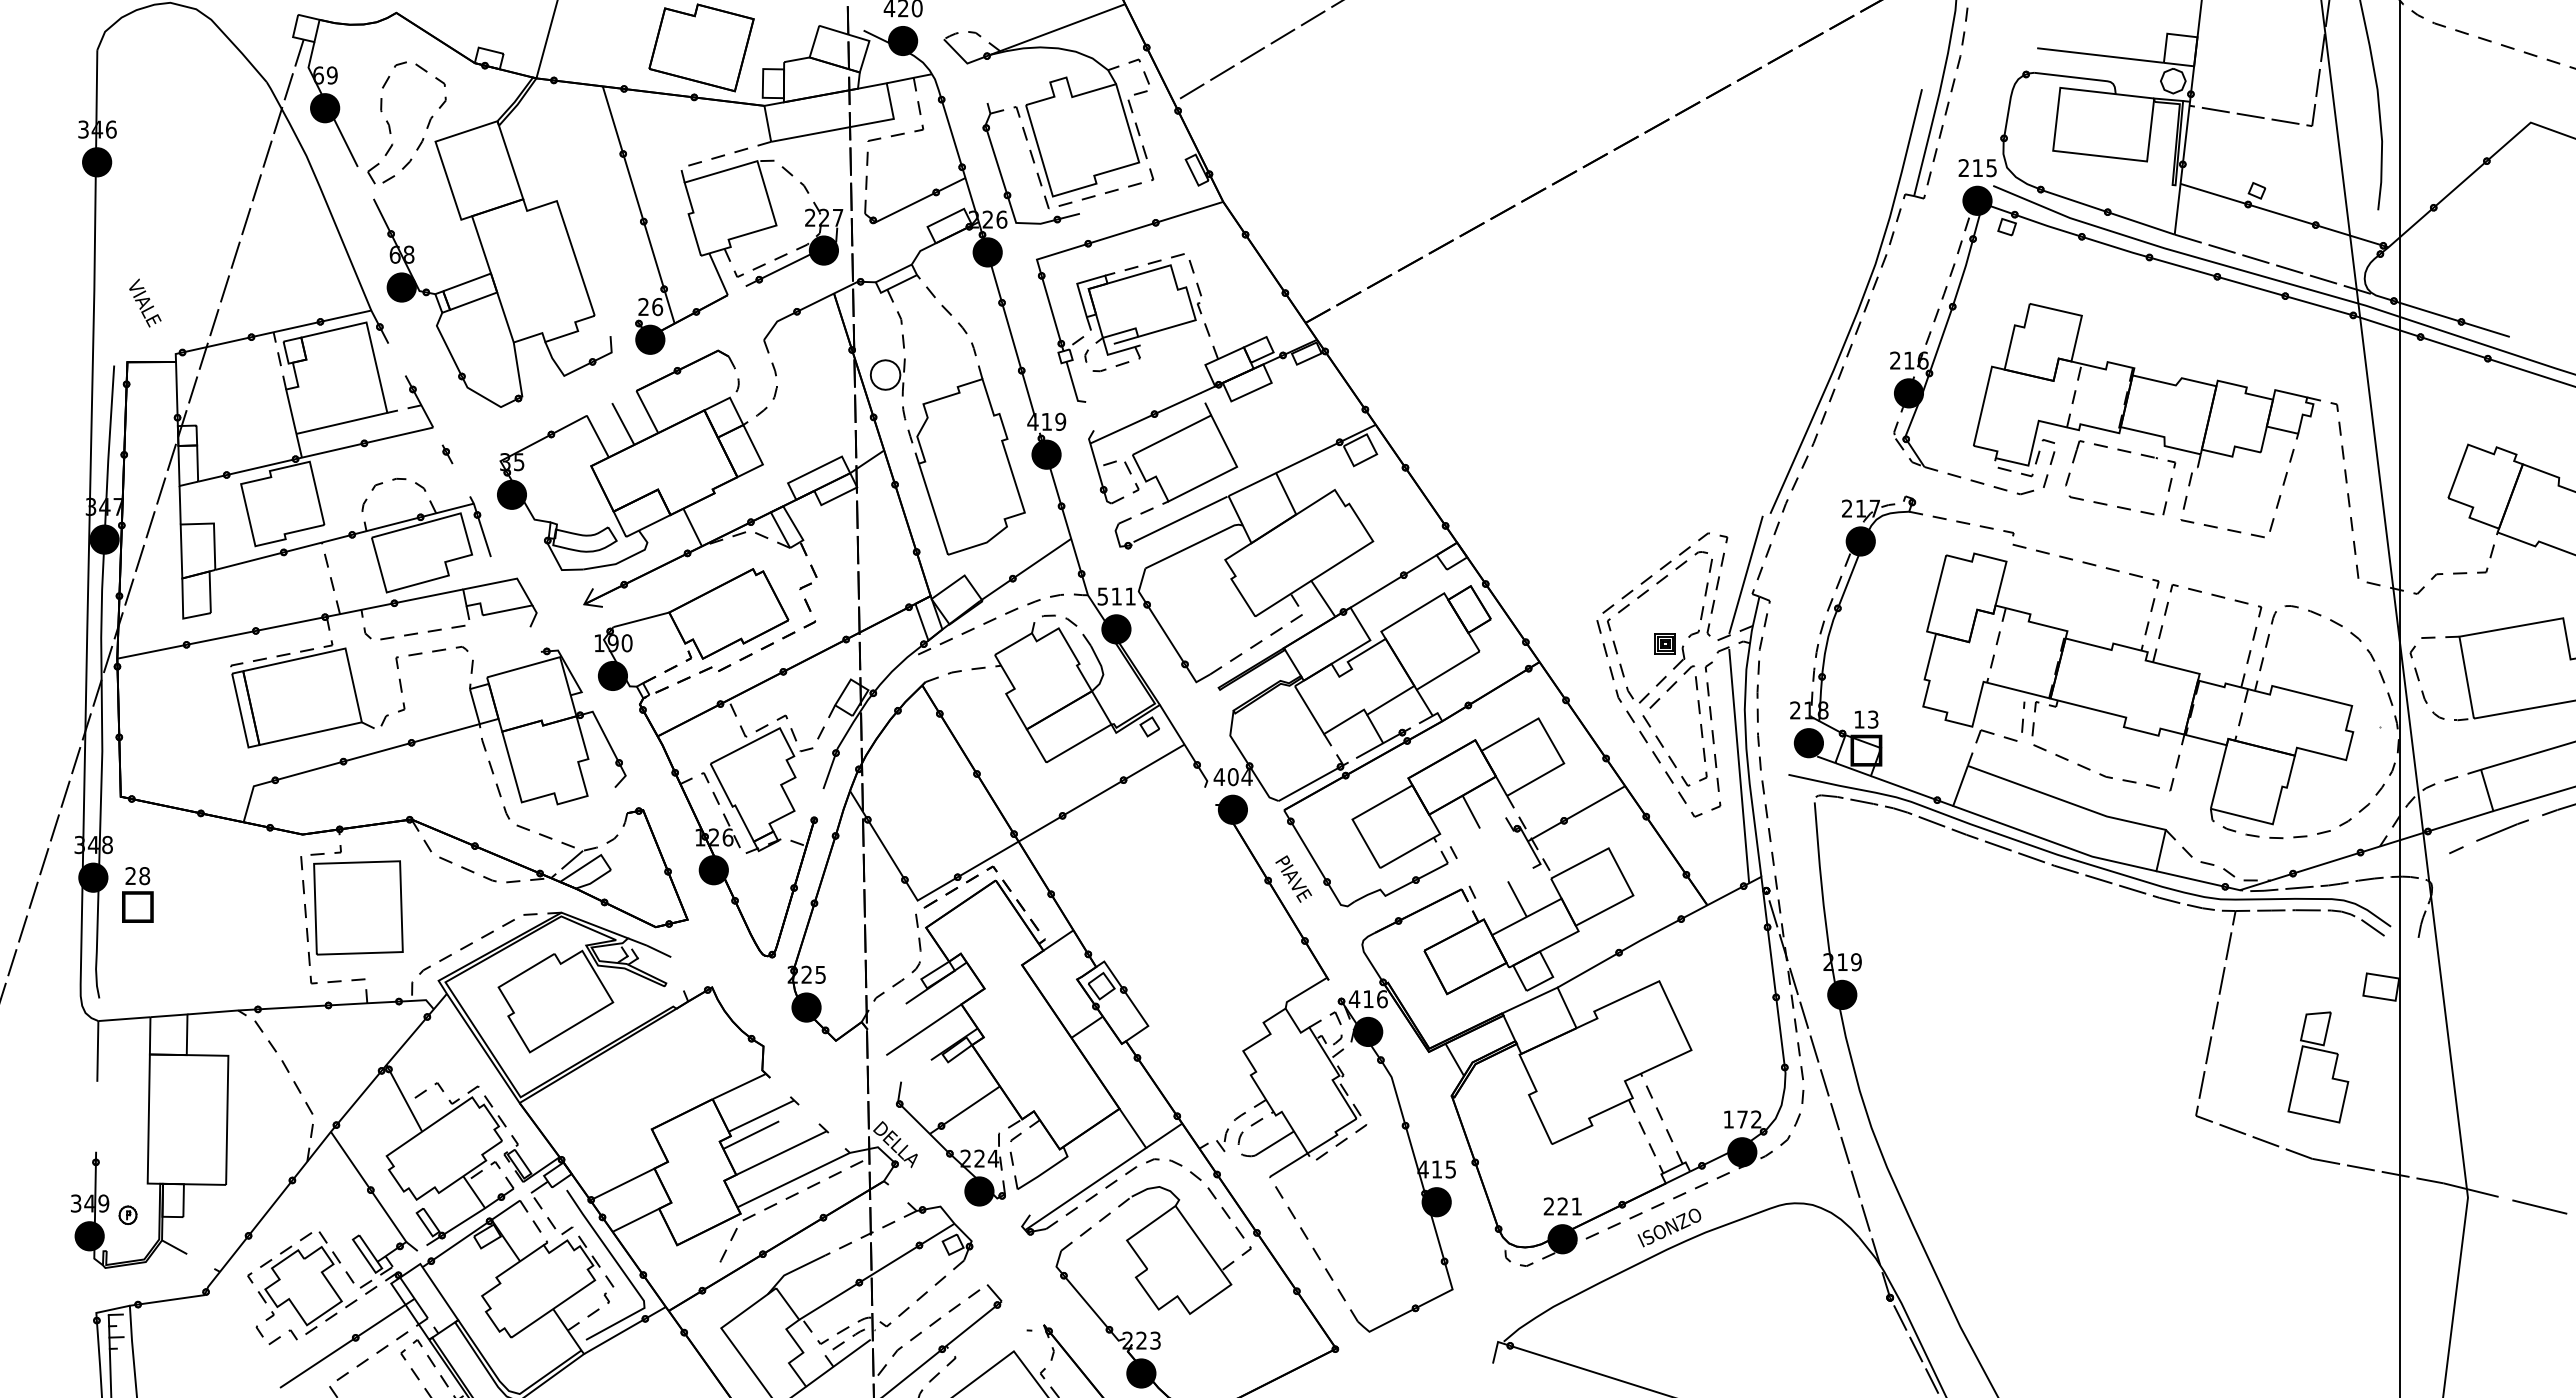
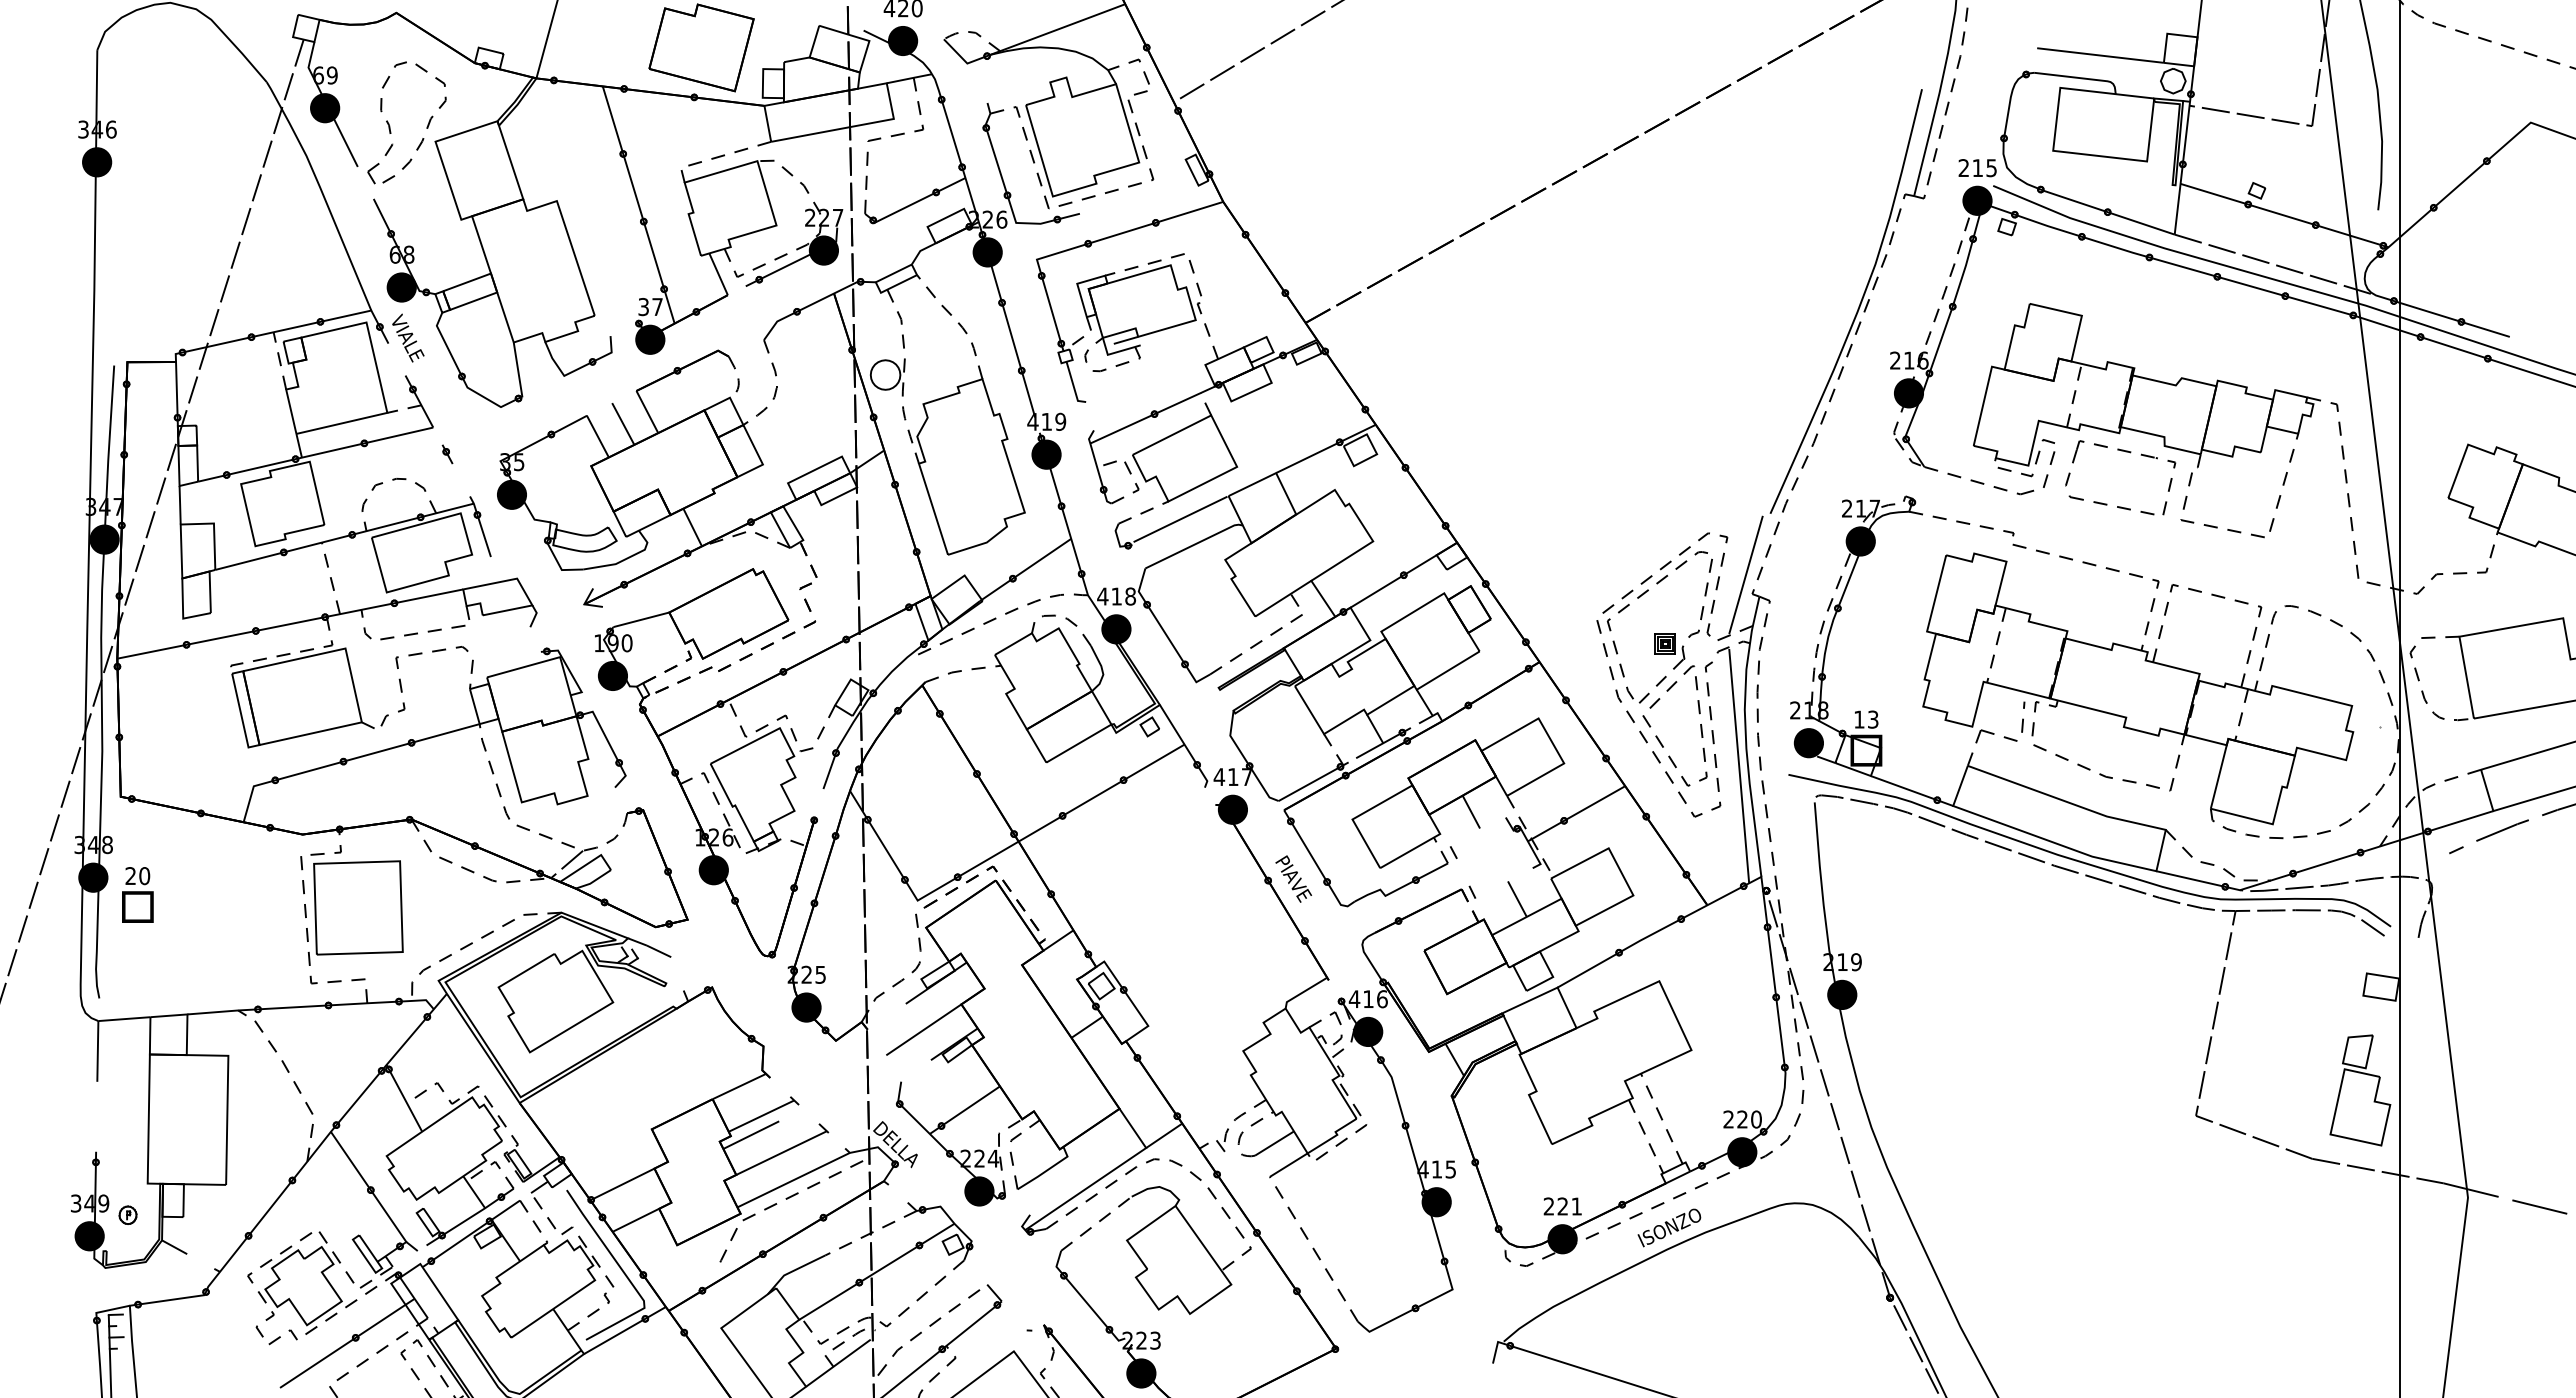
text position: (145, 302) -> (408, 337) (408, 337)
text: 26 -> 37 (650, 307)
text: 511 -> 418 (1116, 596)
text: 404 -> 417 (1239, 777)
text: 28 -> 20 (144, 875)
part position: (2318, 1067) -> (2360, 1090) (2360, 1090)
text: 172 -> 220 (1742, 1119)
